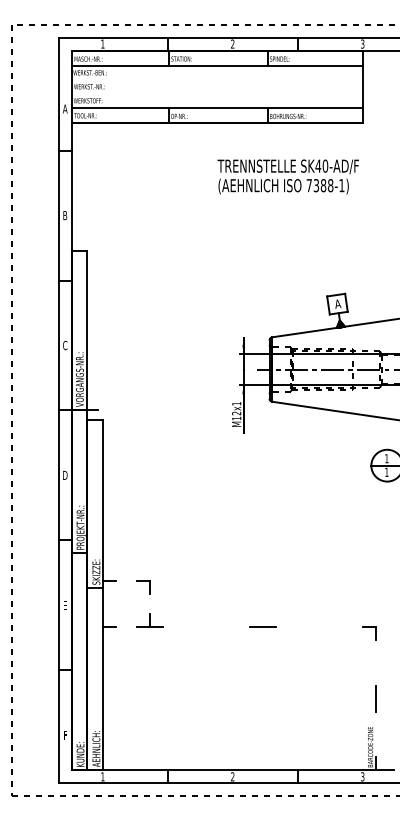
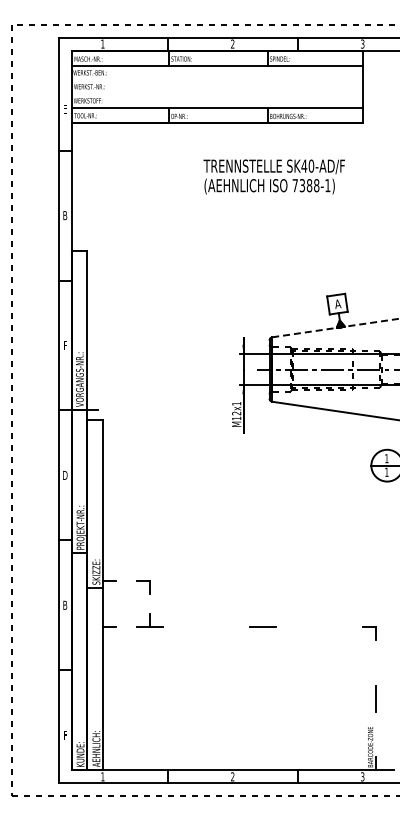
text: A -> E (64, 108)
text position: (287, 176) -> (273, 176) (273, 176)
line: solid -> dashed (336, 327)
text: C -> F (65, 345)
text: E -> B (65, 604)
